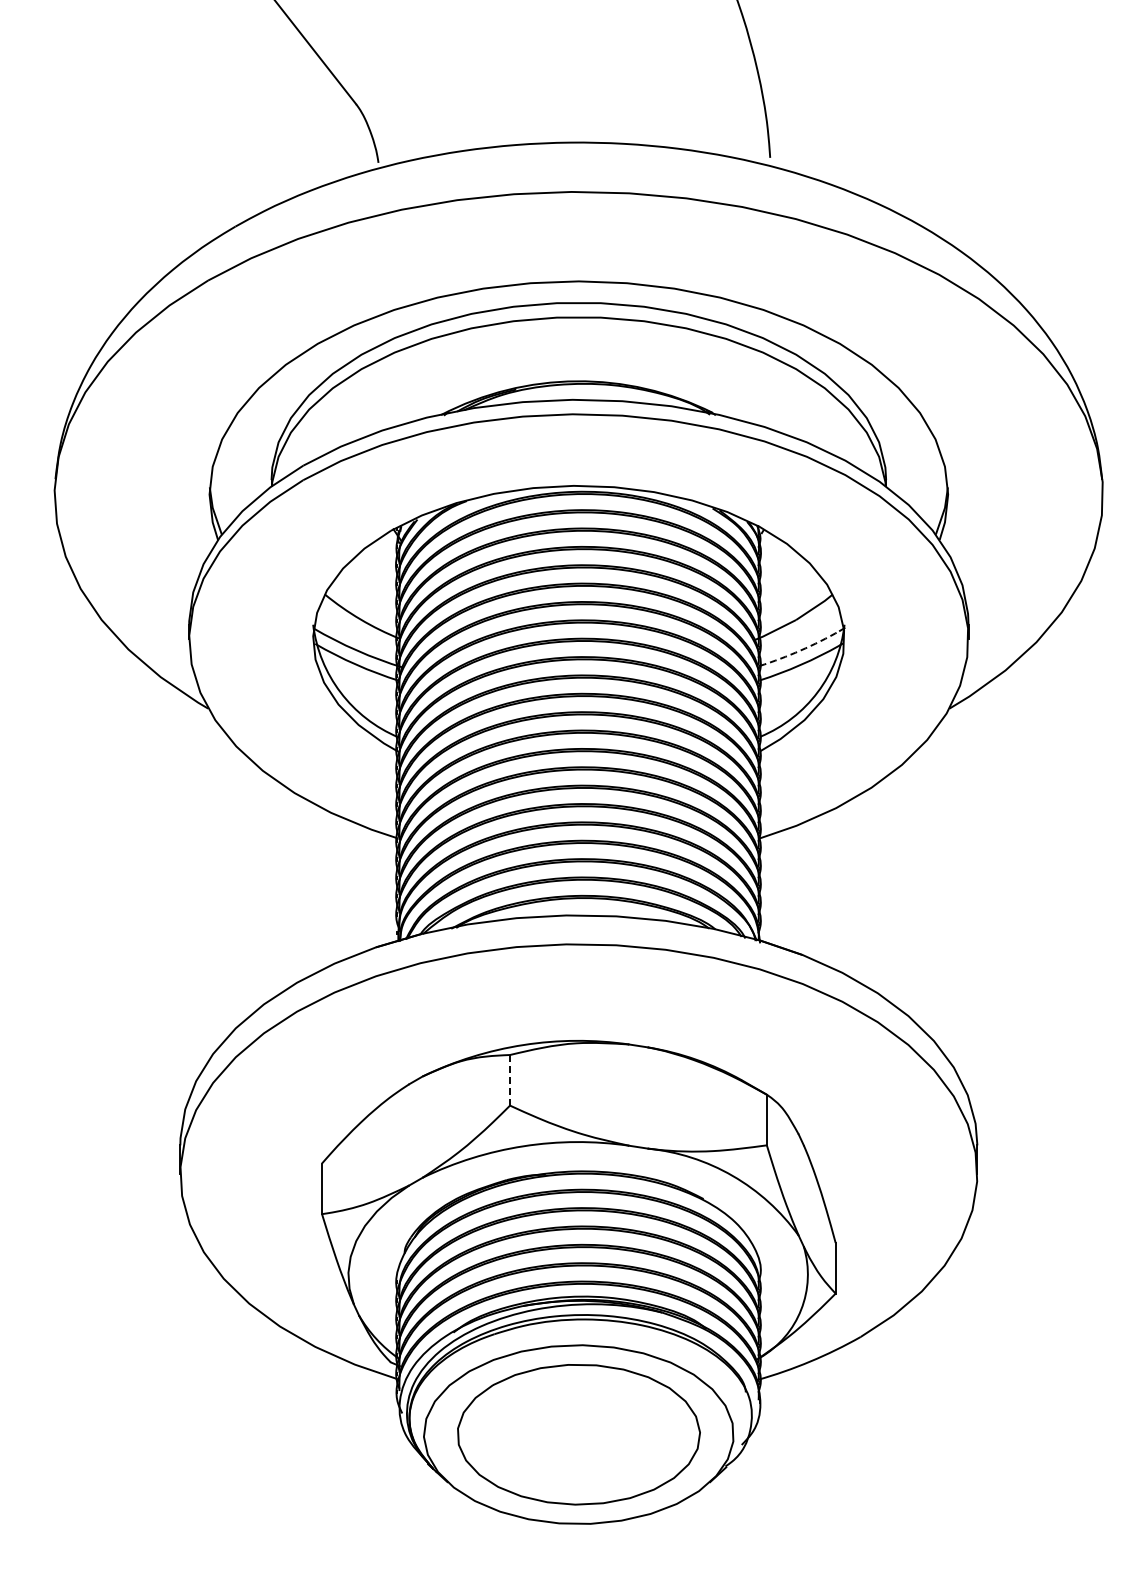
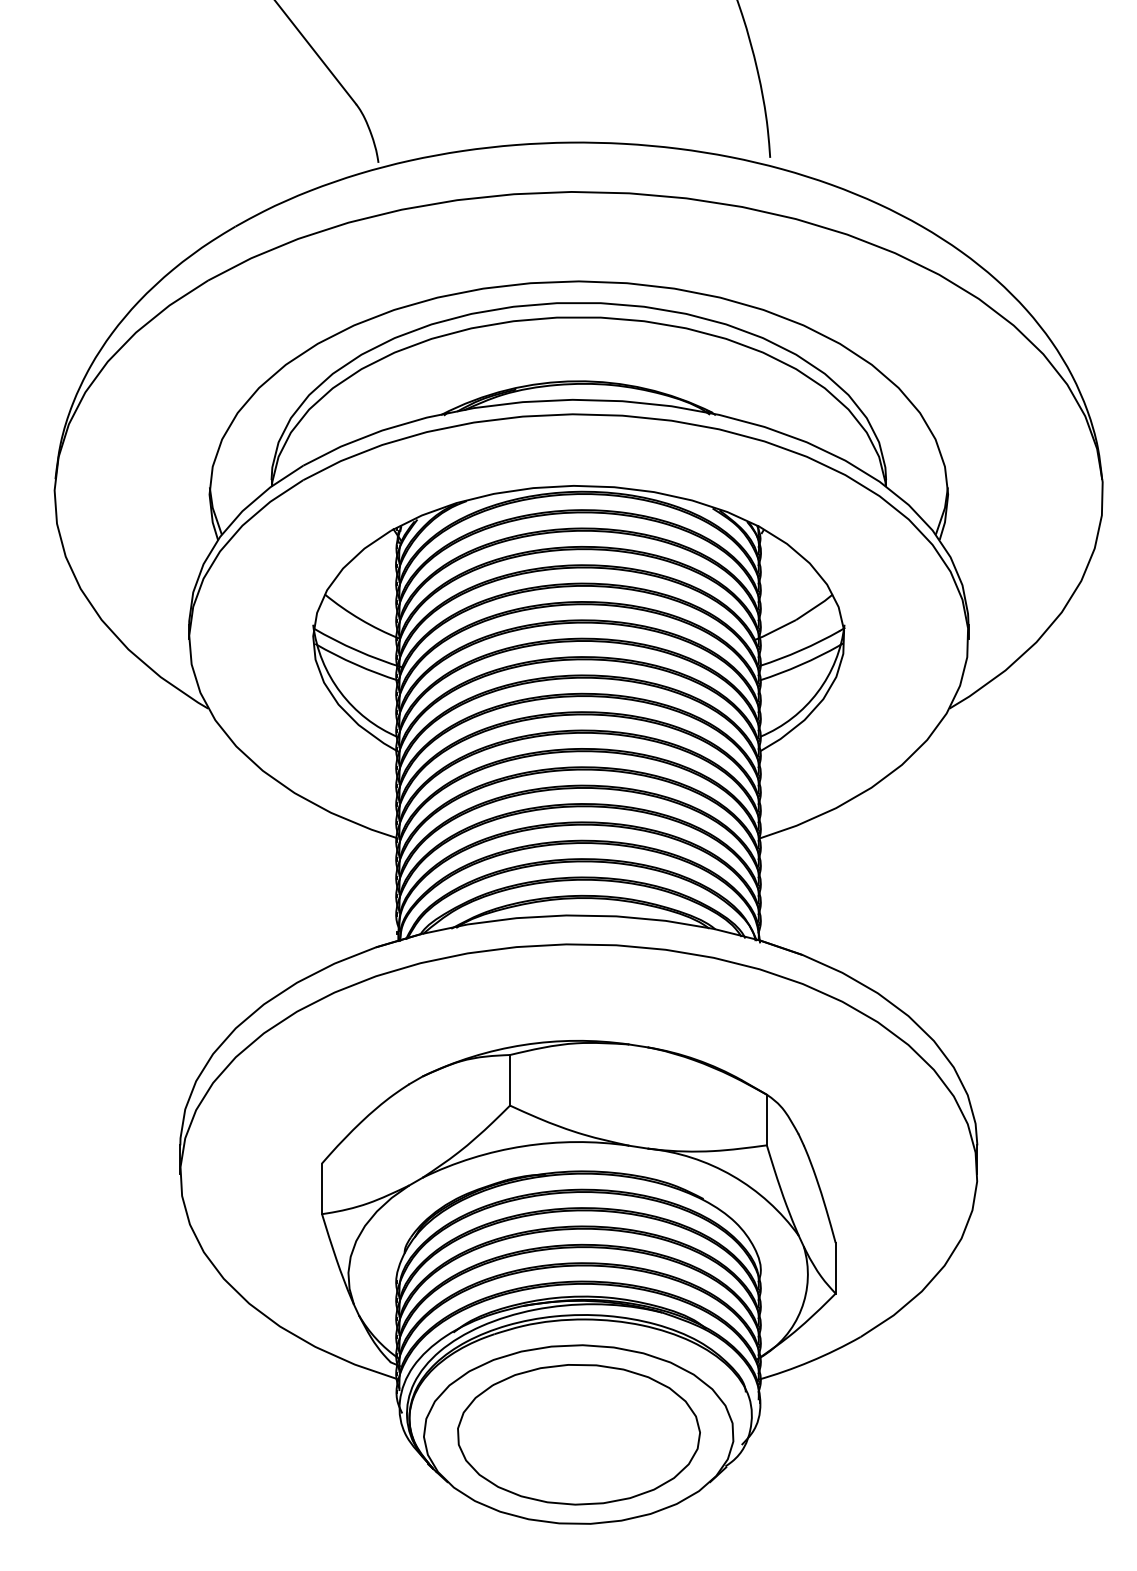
arc: dashed -> solid (800, 650)
line: dashed -> solid (510, 1080)
